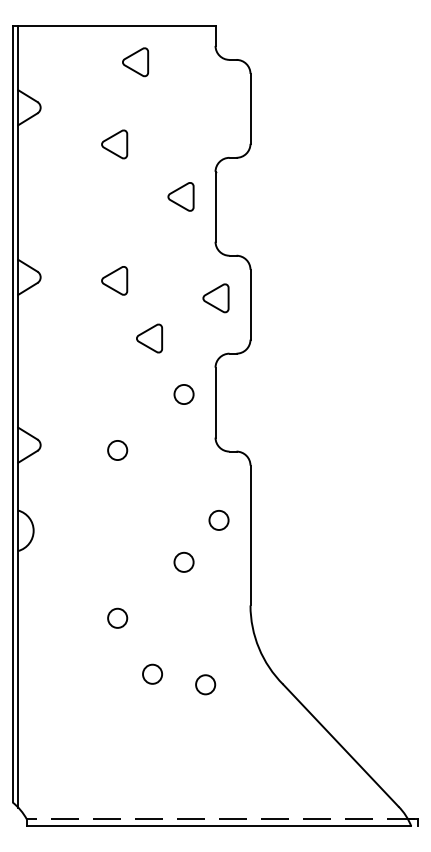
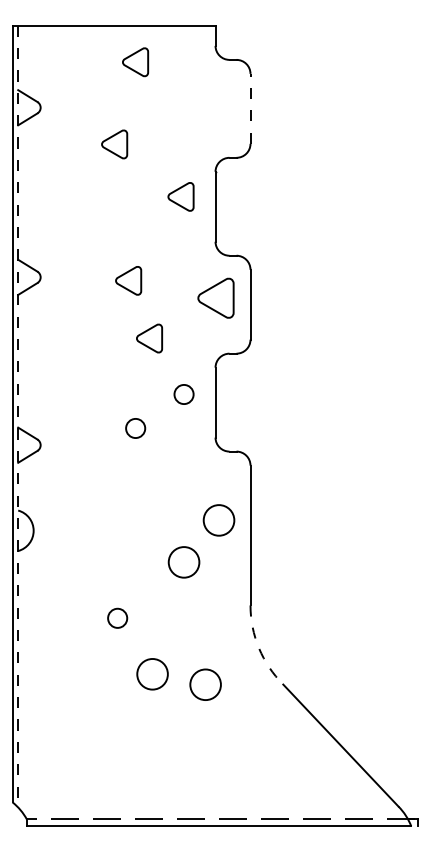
line: solid -> dashed (250, 108)
part position: (114, 280) -> (128, 280) (128, 280)
part size: 28x31 px -> 38x42 px (215, 297)
line: solid -> dashed (18, 416)
circle position: (117, 450) -> (135, 428) (135, 428)
circle diameter: 19 px -> 31 px (218, 520)
circle diameter: 19 px -> 31 px (183, 562)
arc: solid -> dashed (259, 648)
circle diameter: 19 px -> 31 px (152, 673)
circle diameter: 19 px -> 31 px (205, 684)
